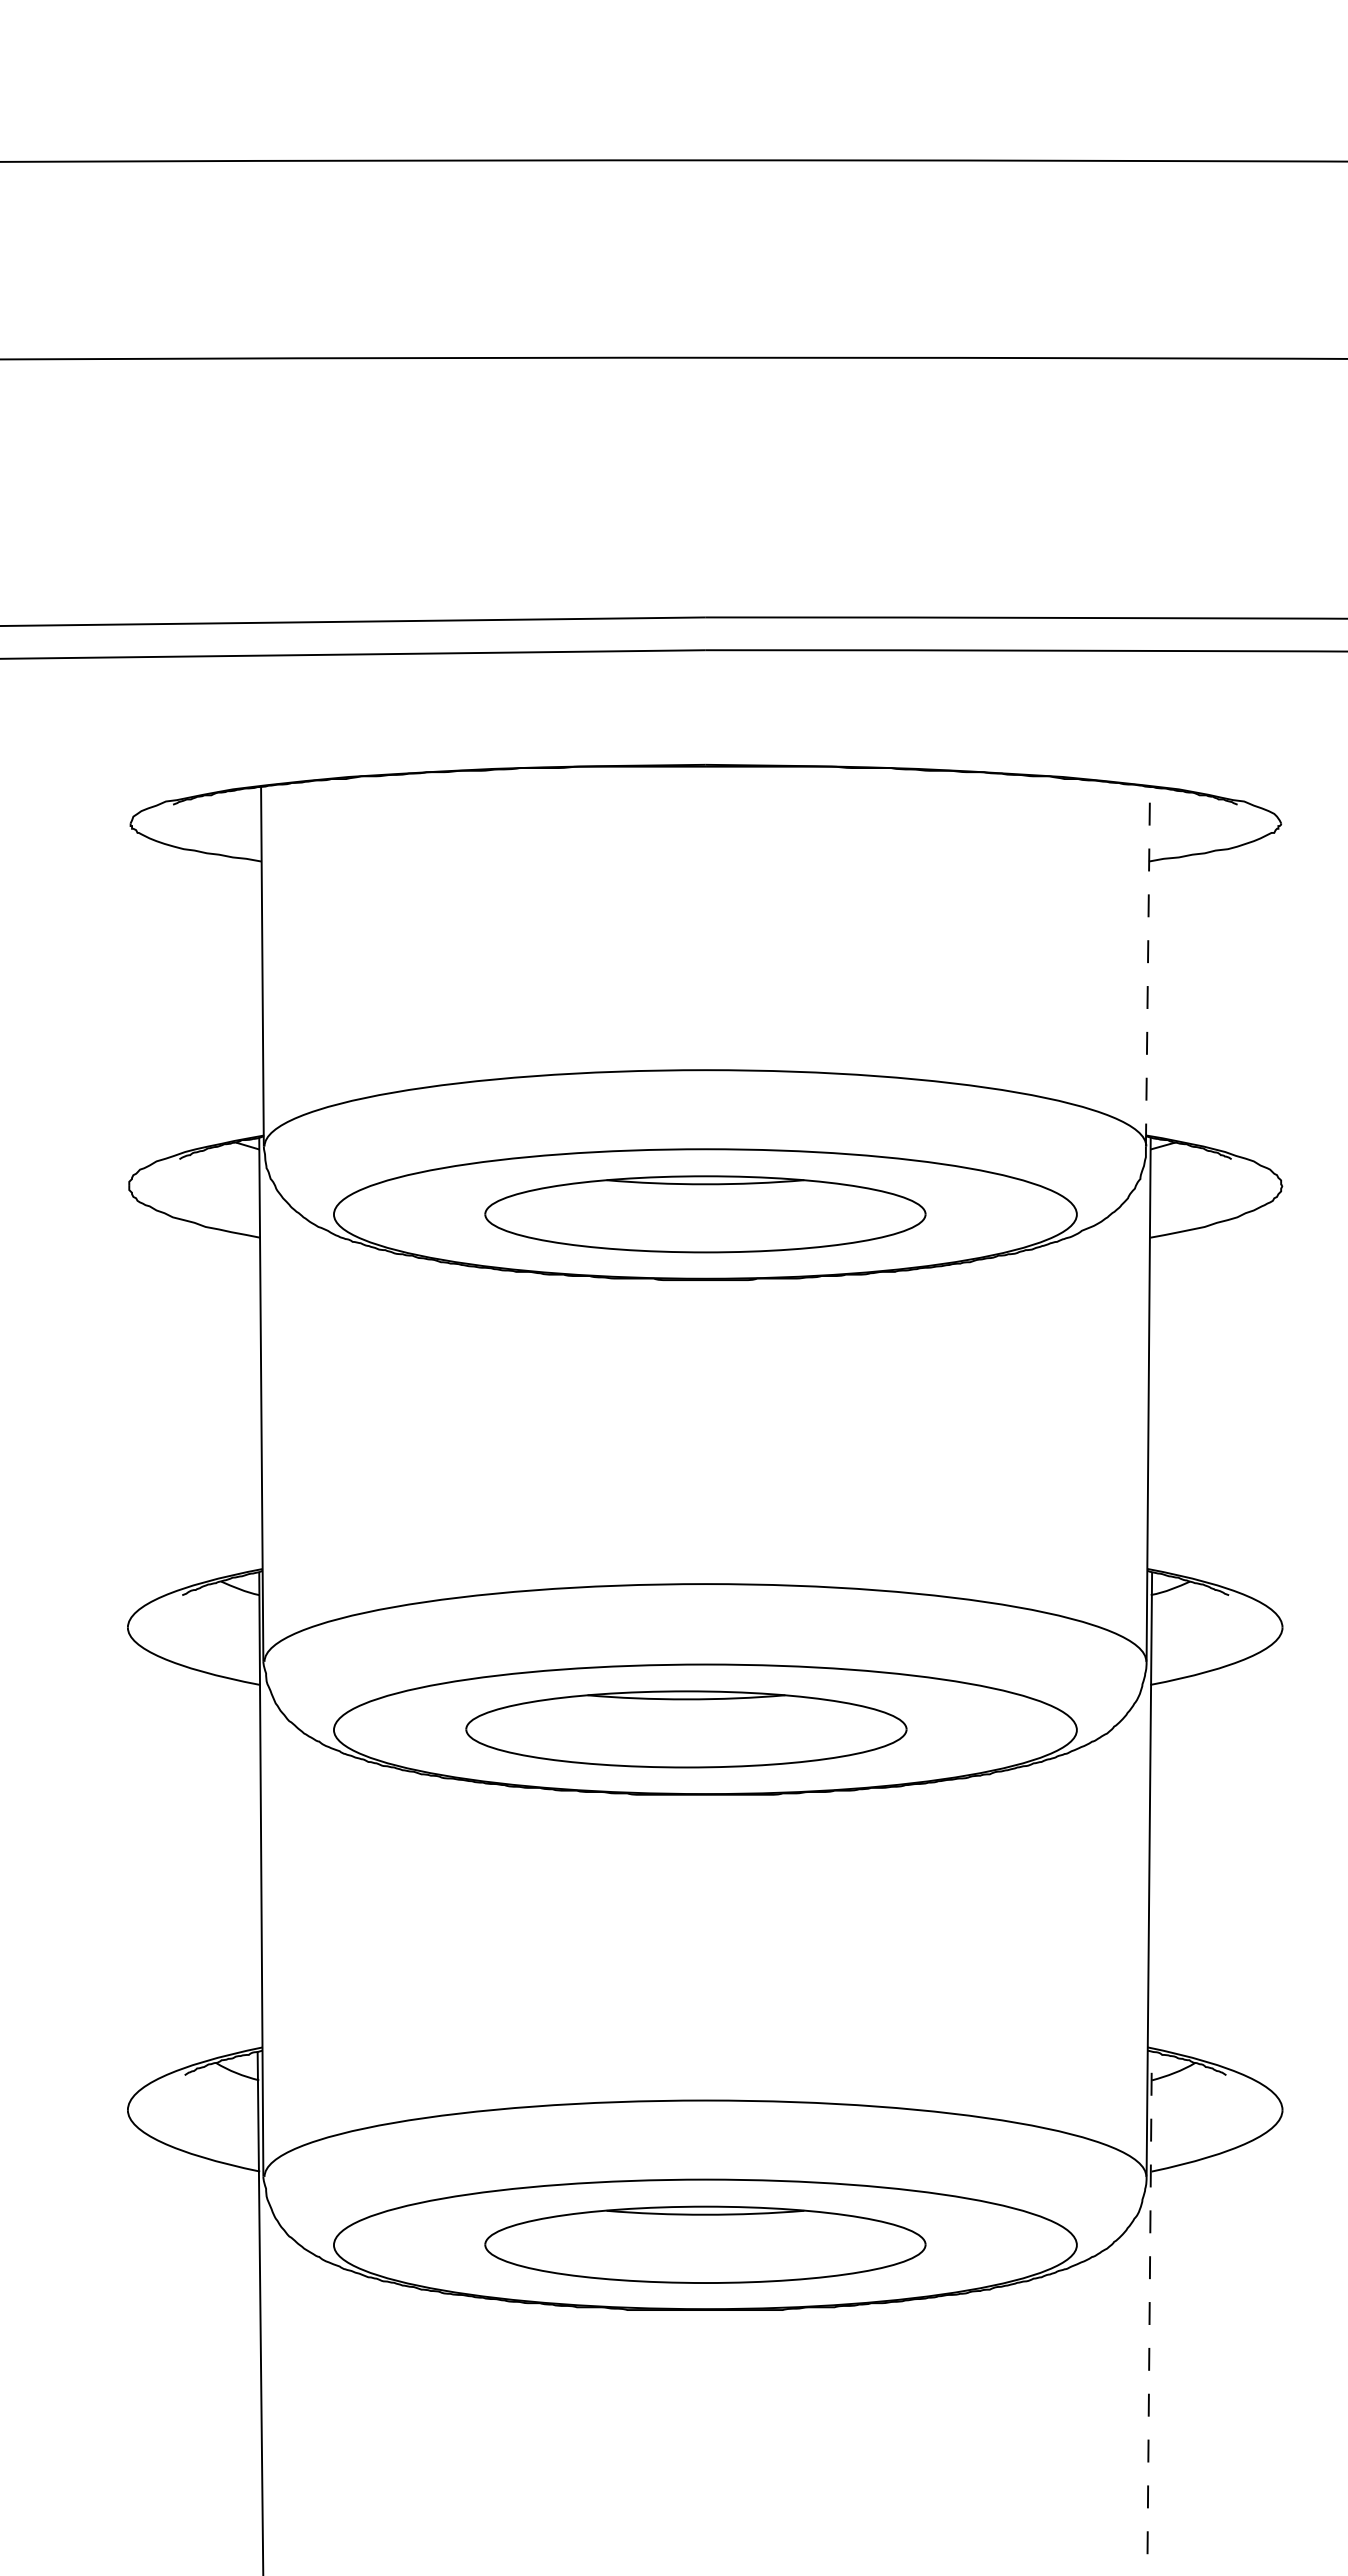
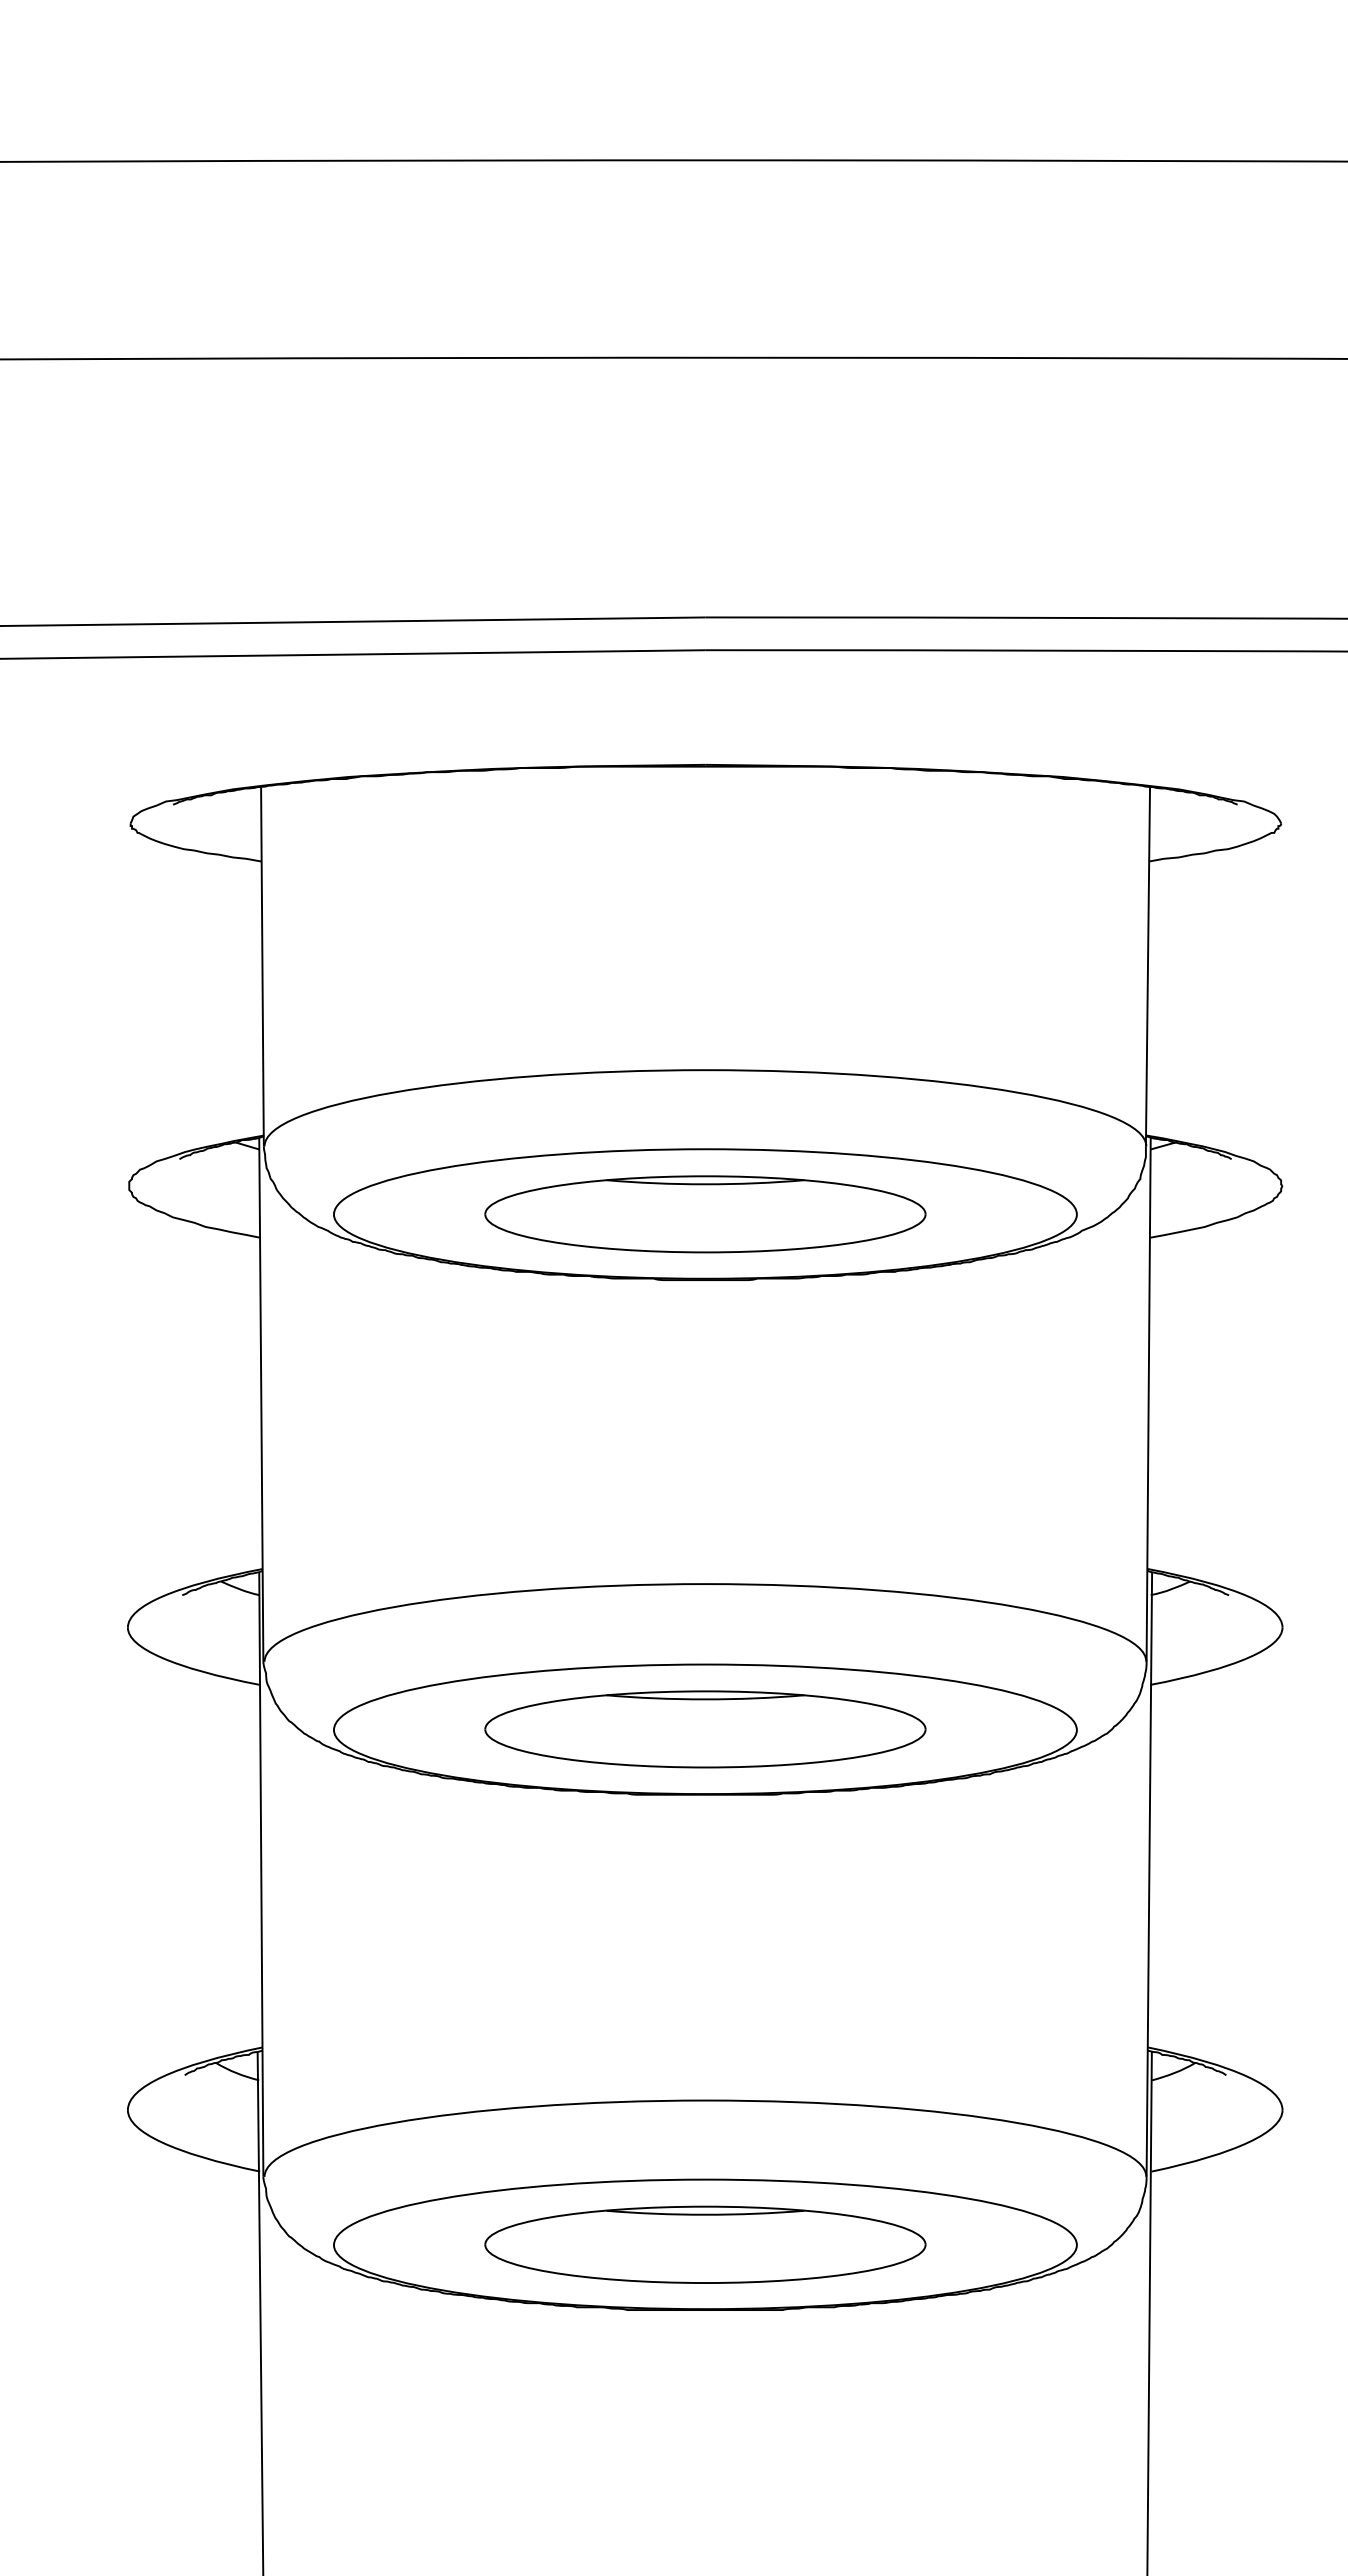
line: dashed -> solid (1147, 966)
part position: (686, 1729) -> (705, 1729) (705, 1729)
line: dashed -> solid (1149, 2312)
